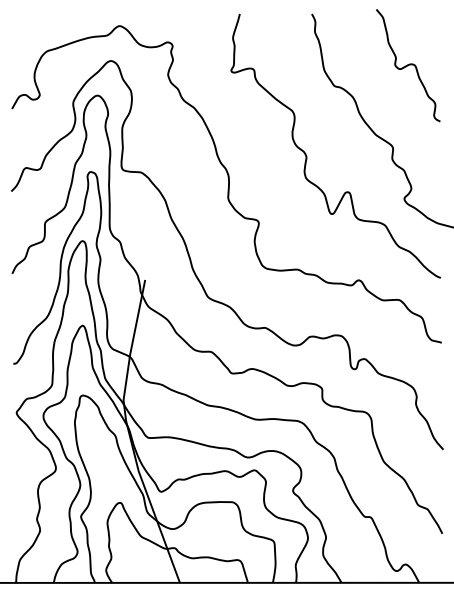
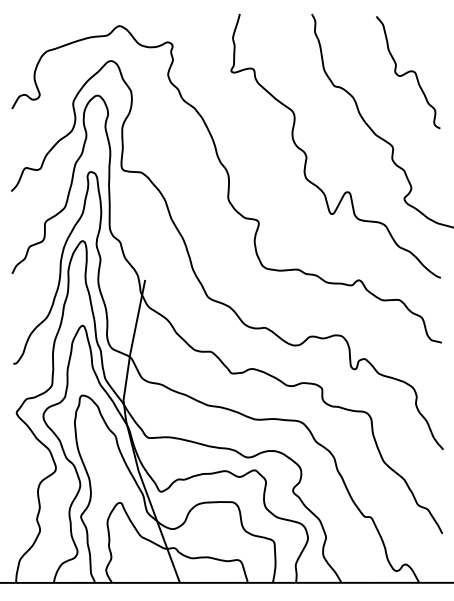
curve position: (408, 65) -> (408, 72) (408, 72)
